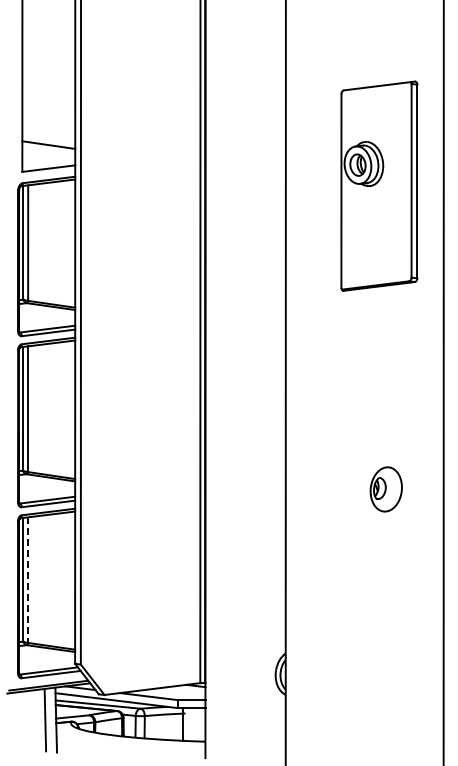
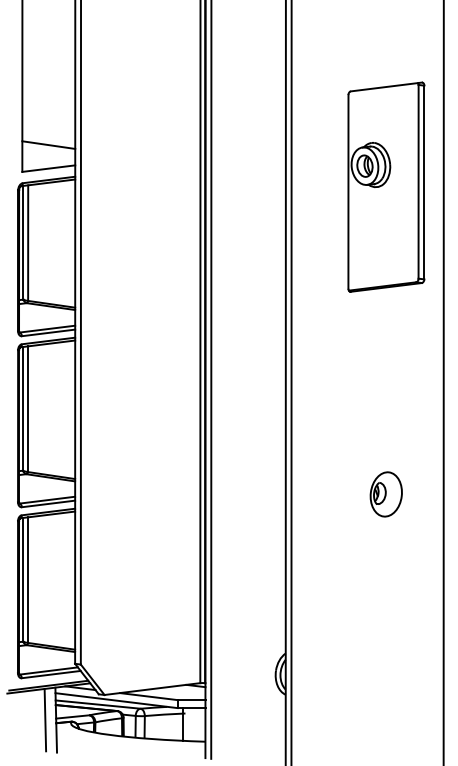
part position: (379, 185) -> (386, 186) (386, 186)
line: none -> present (211, 380)
line: none -> present (291, 382)
part position: (385, 489) -> (385, 494) (385, 494)
line: dashed -> solid (28, 580)
